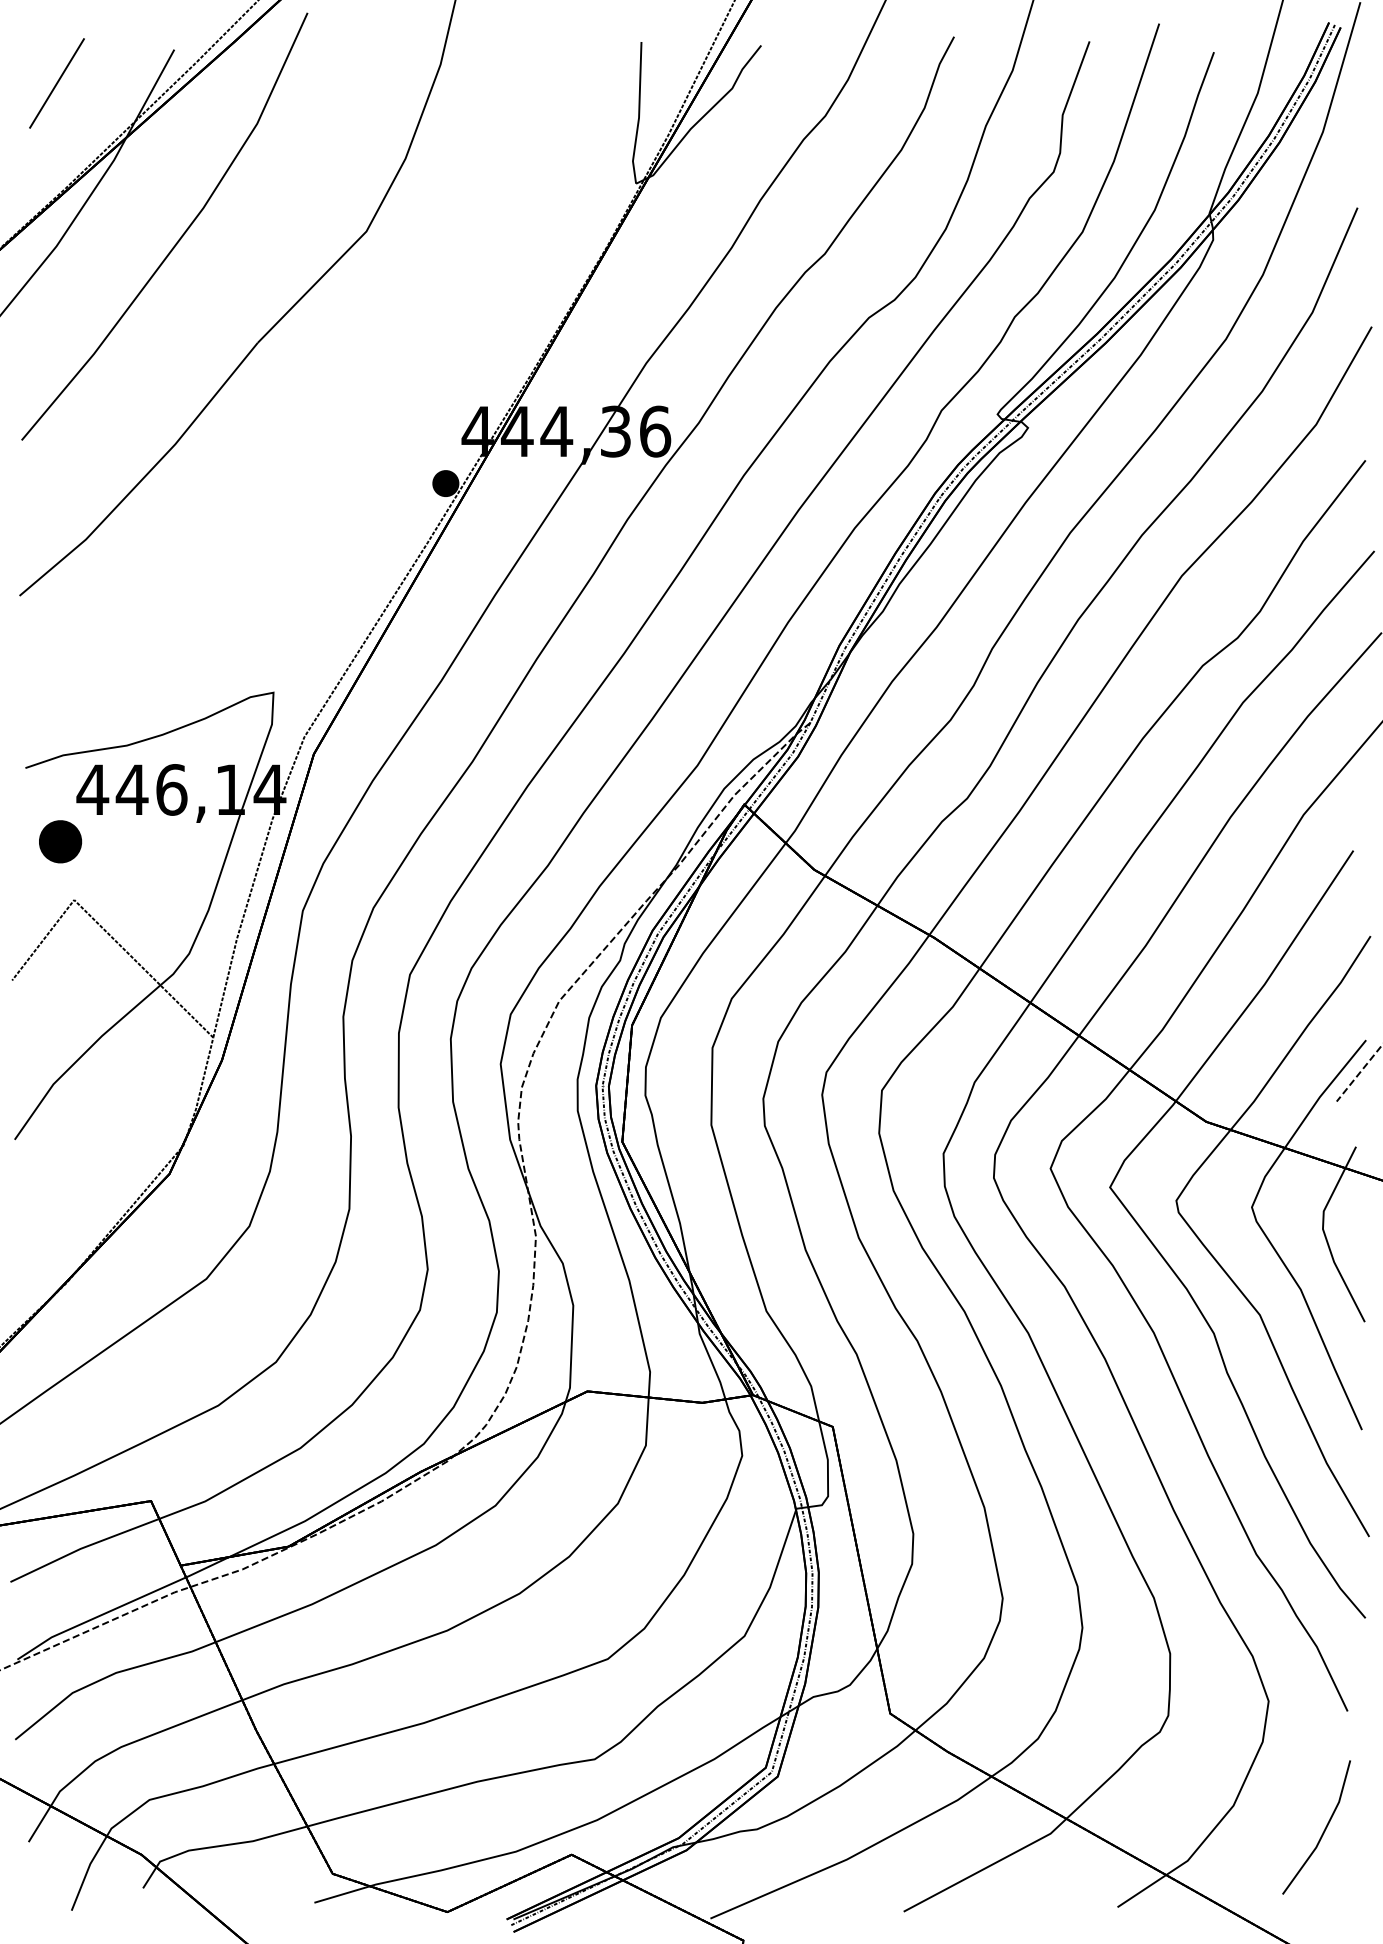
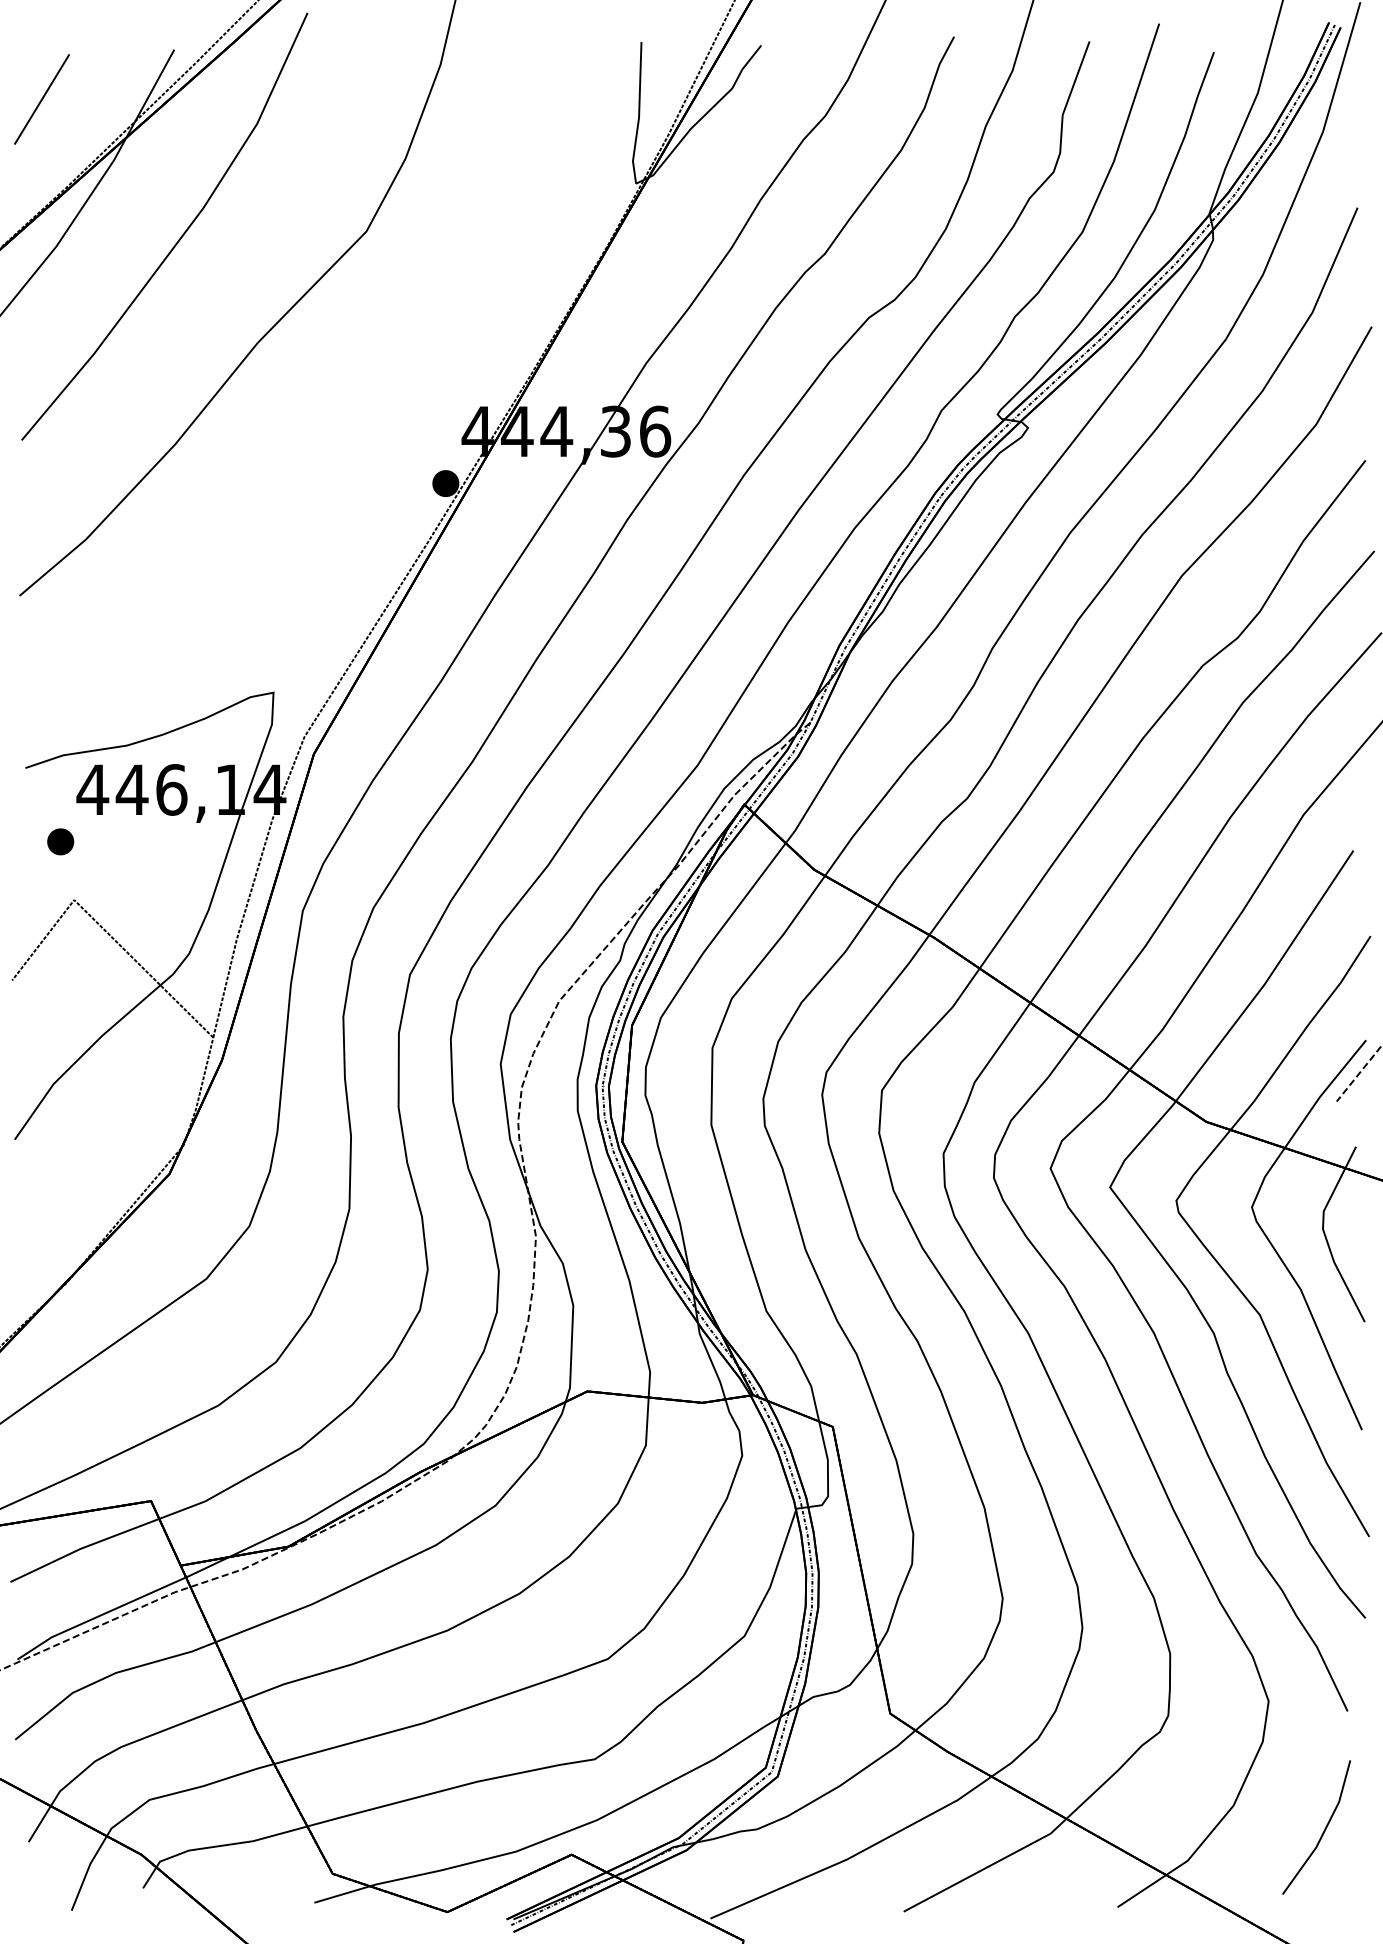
line position: (56, 83) -> (41, 99) (41, 99)
part size: 44x44 px -> 28x28 px (60, 841)
